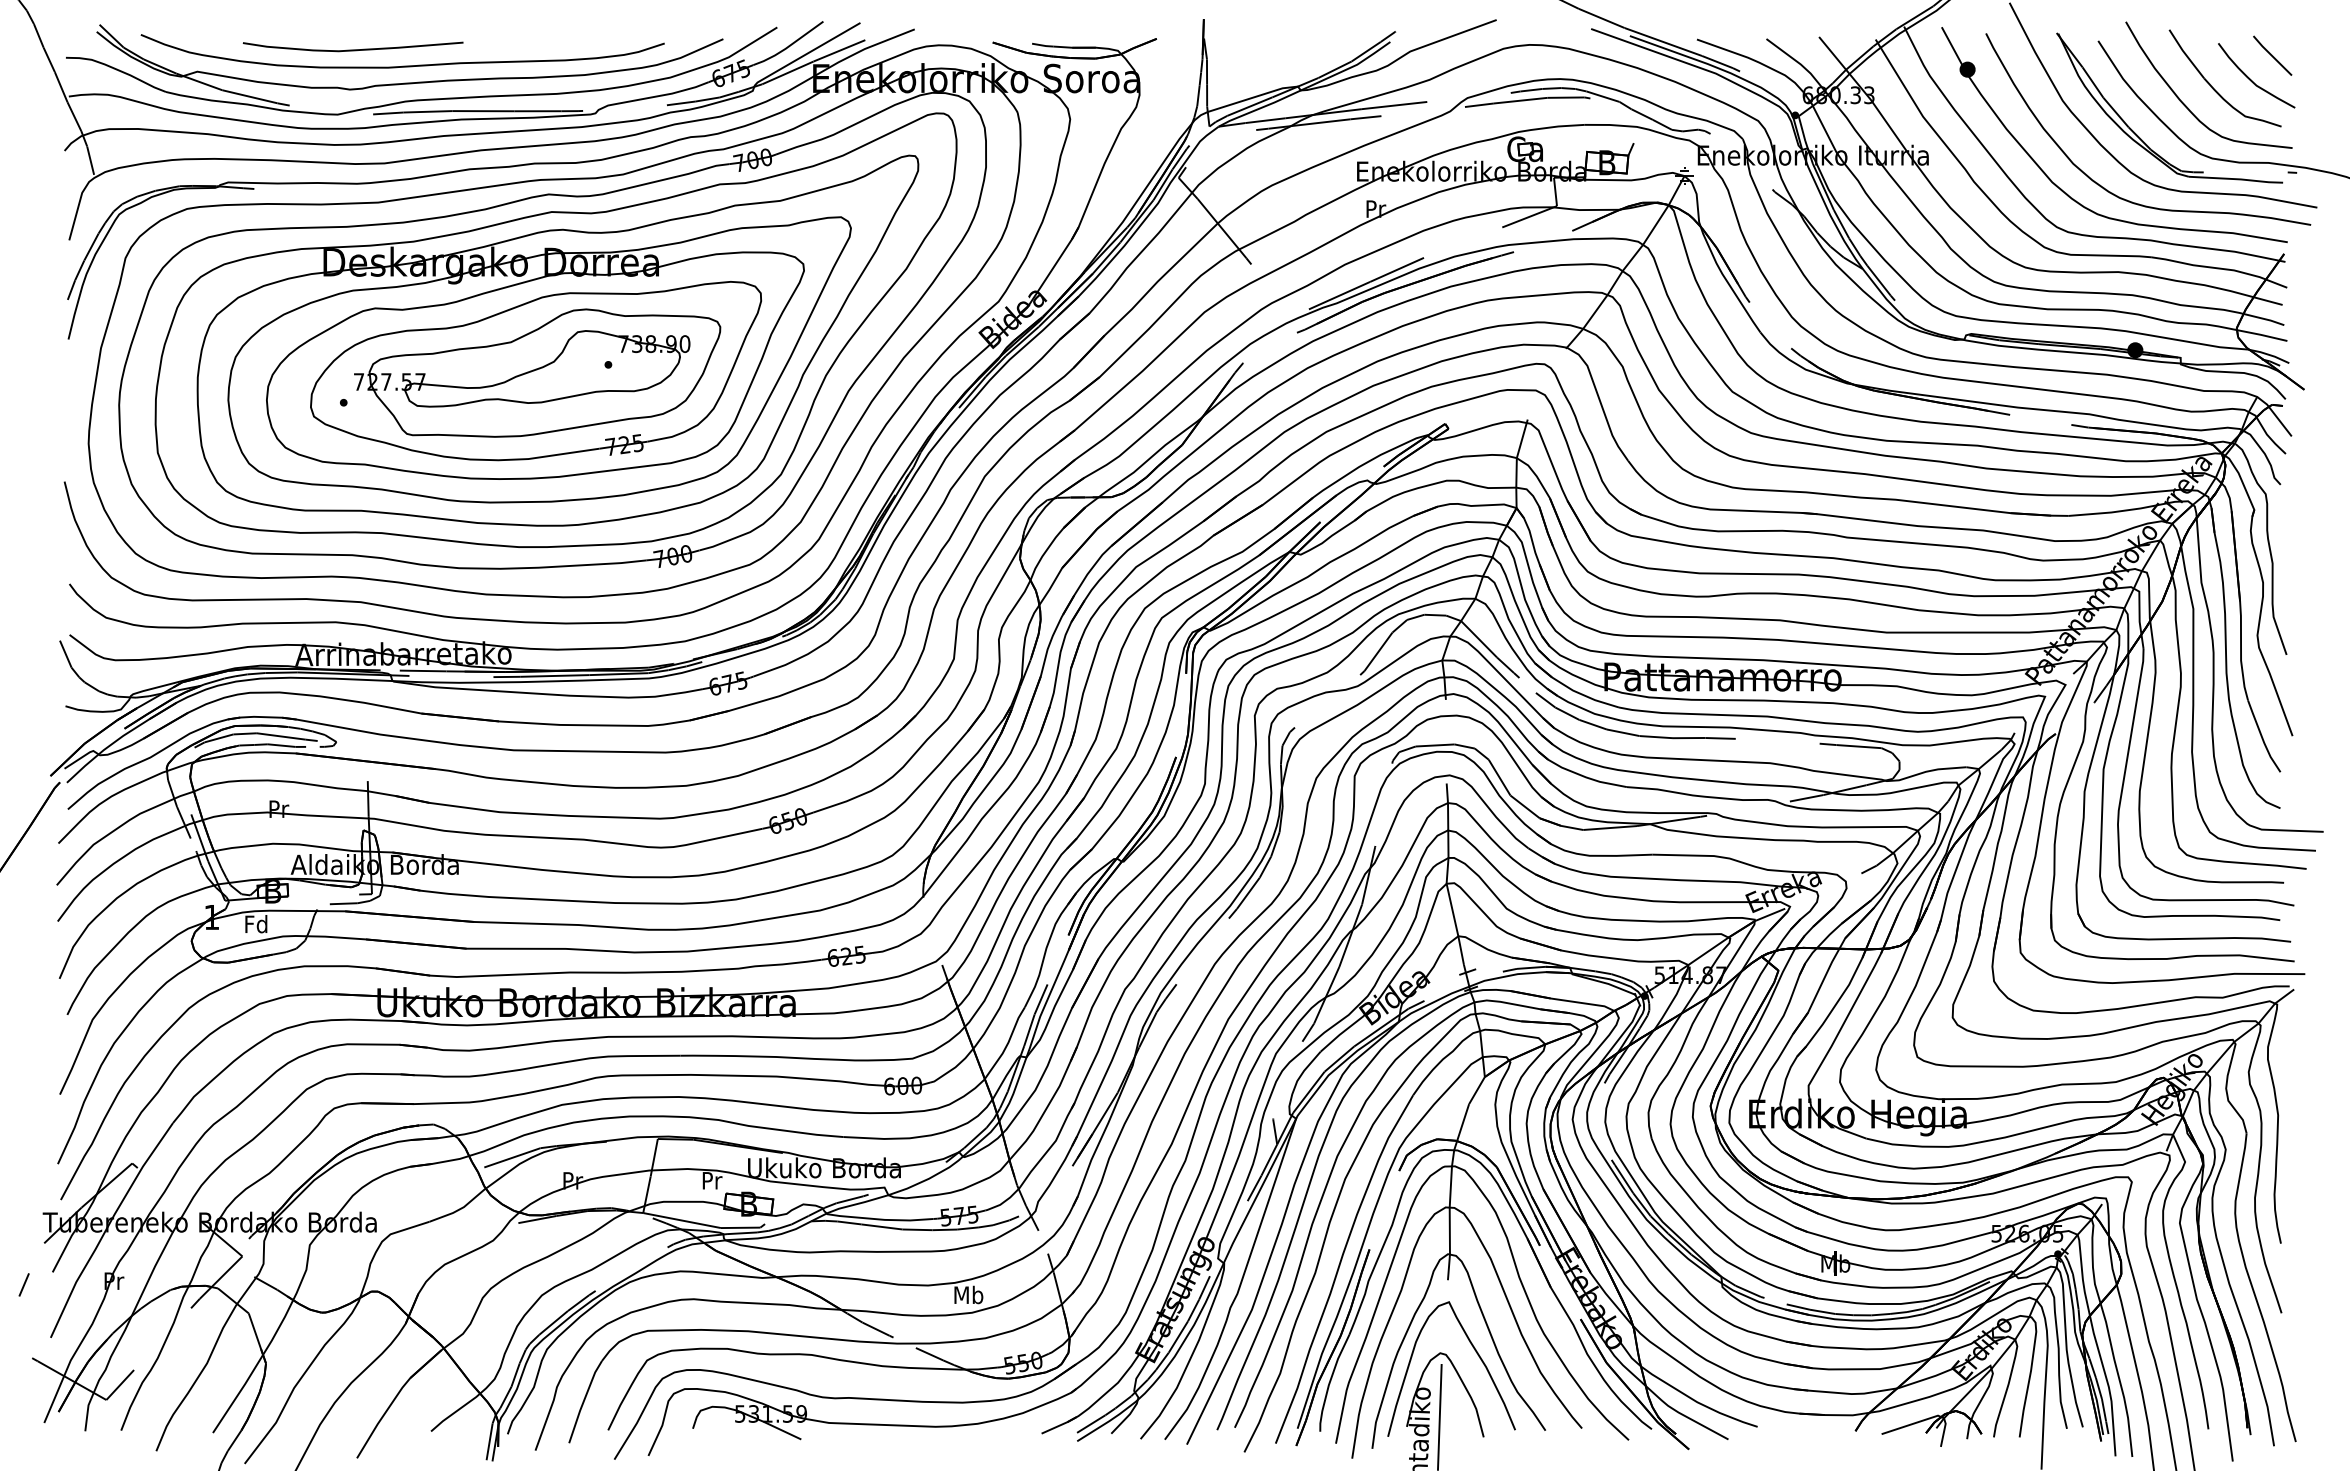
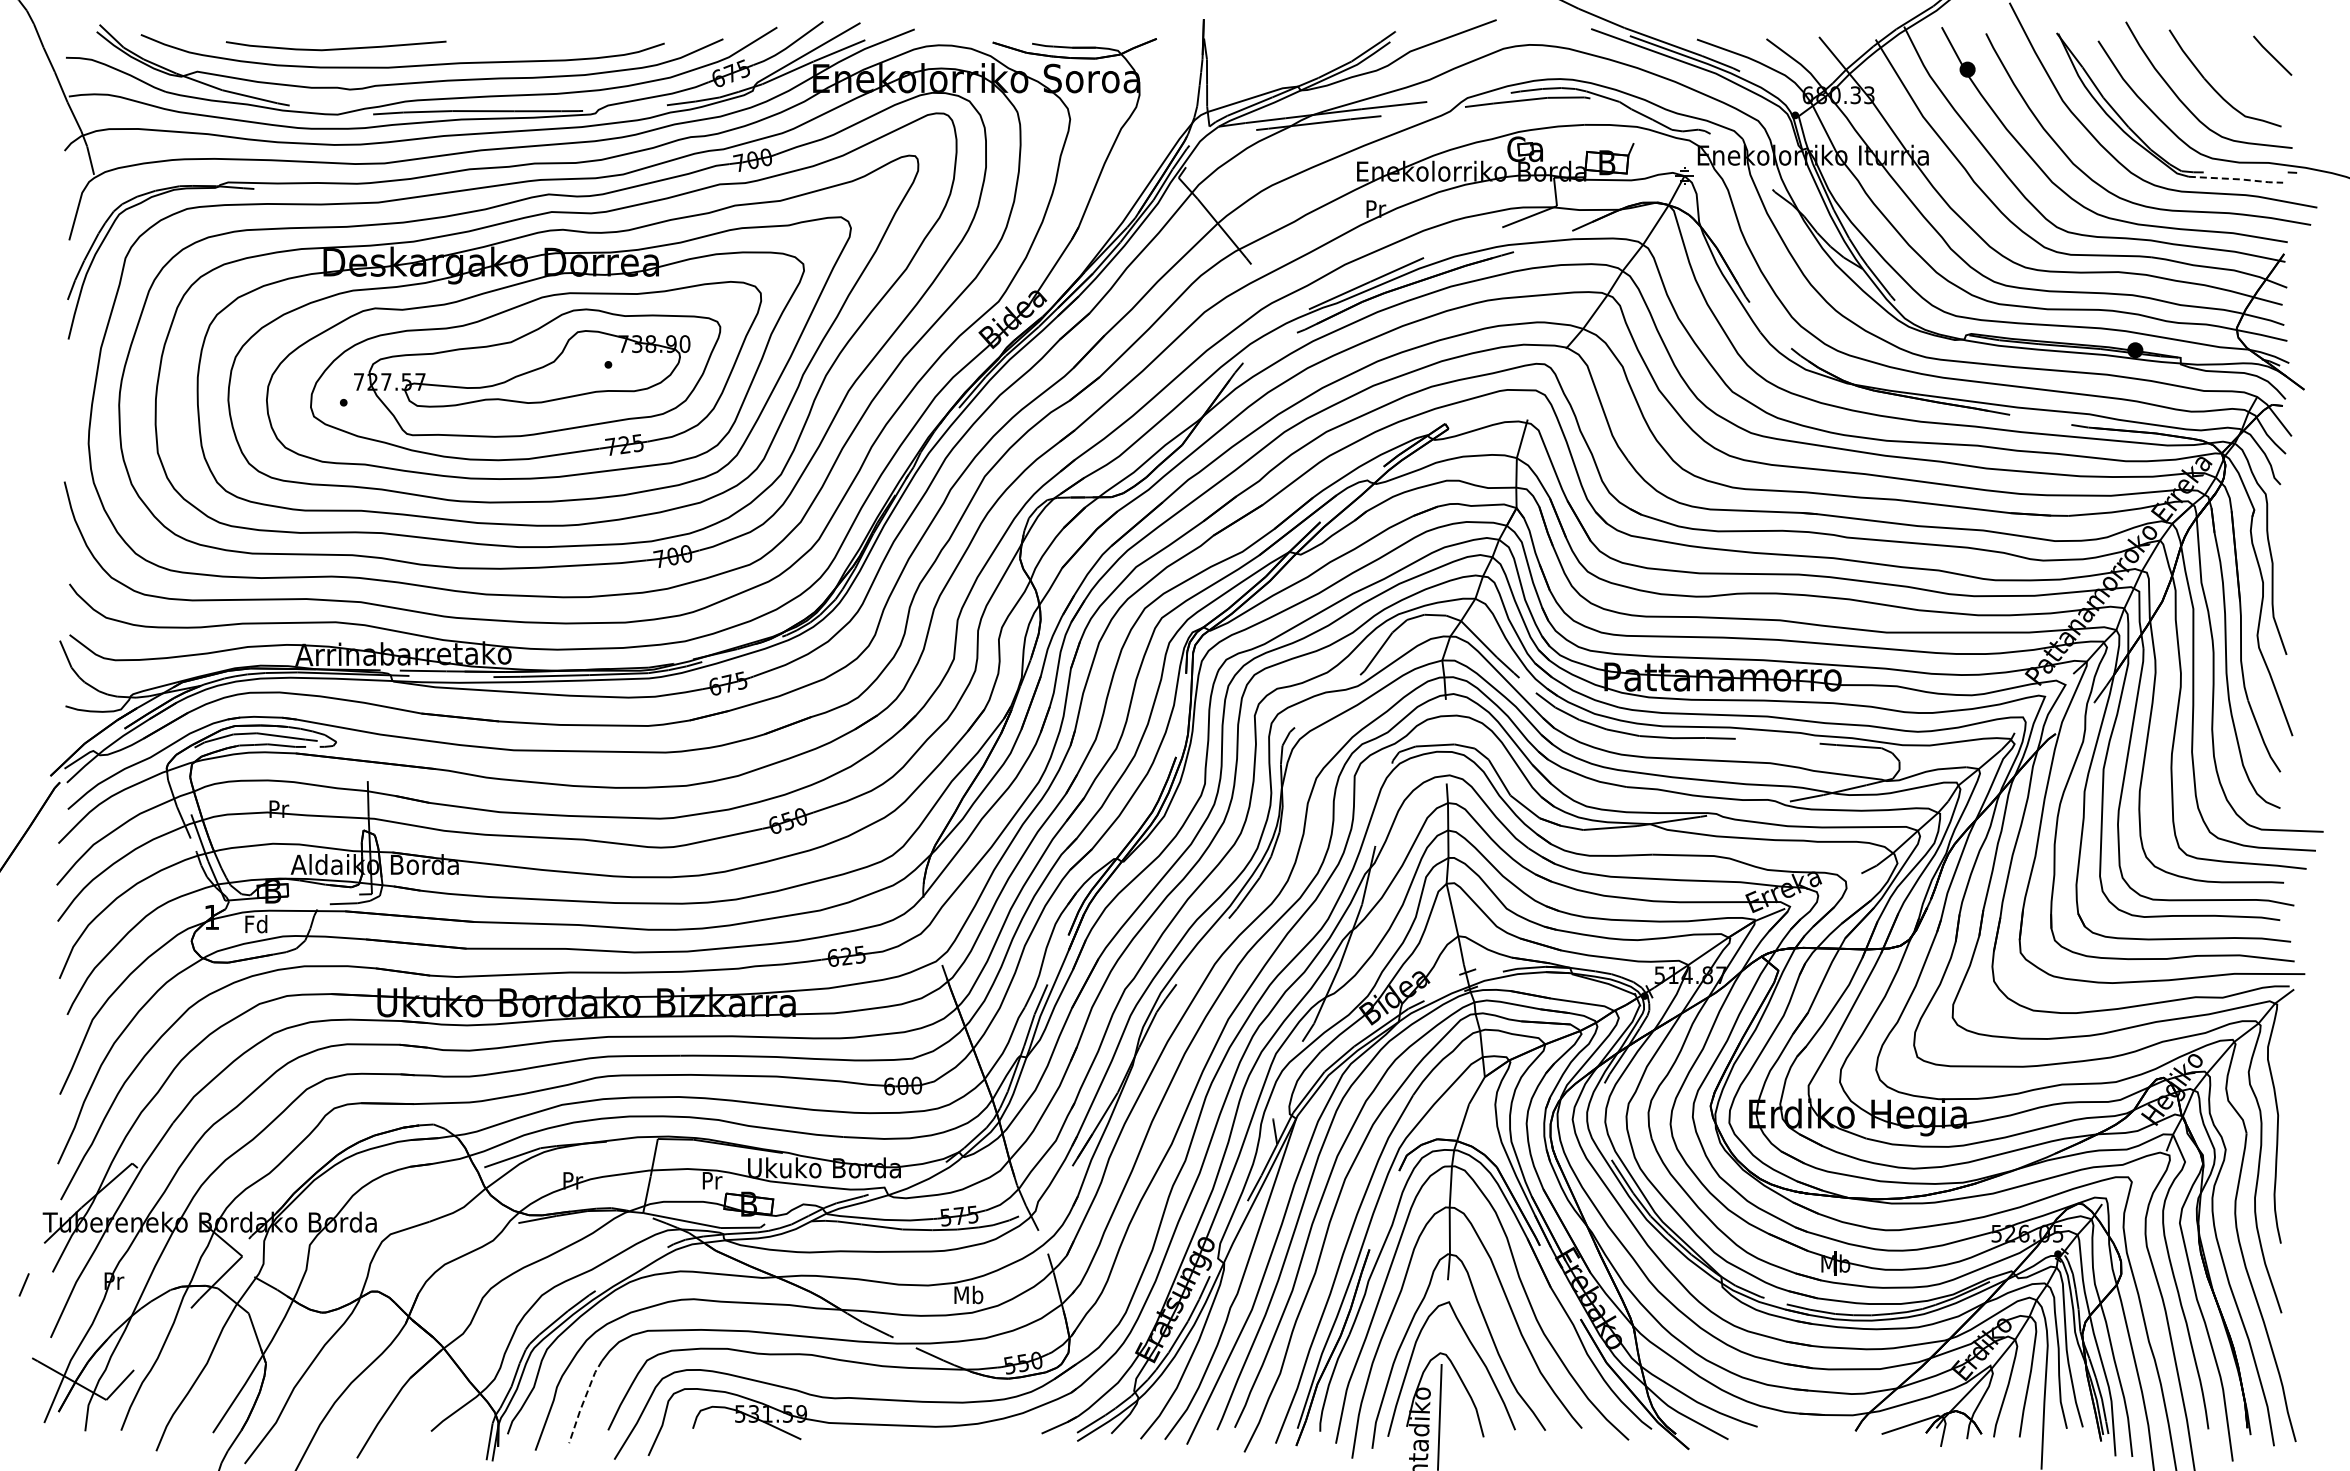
curve position: (352, 49) -> (335, 48) (335, 48)
curve: present -> none (2251, 79)
line: solid -> dashed (2237, 179)
line: solid -> dashed (583, 1401)
